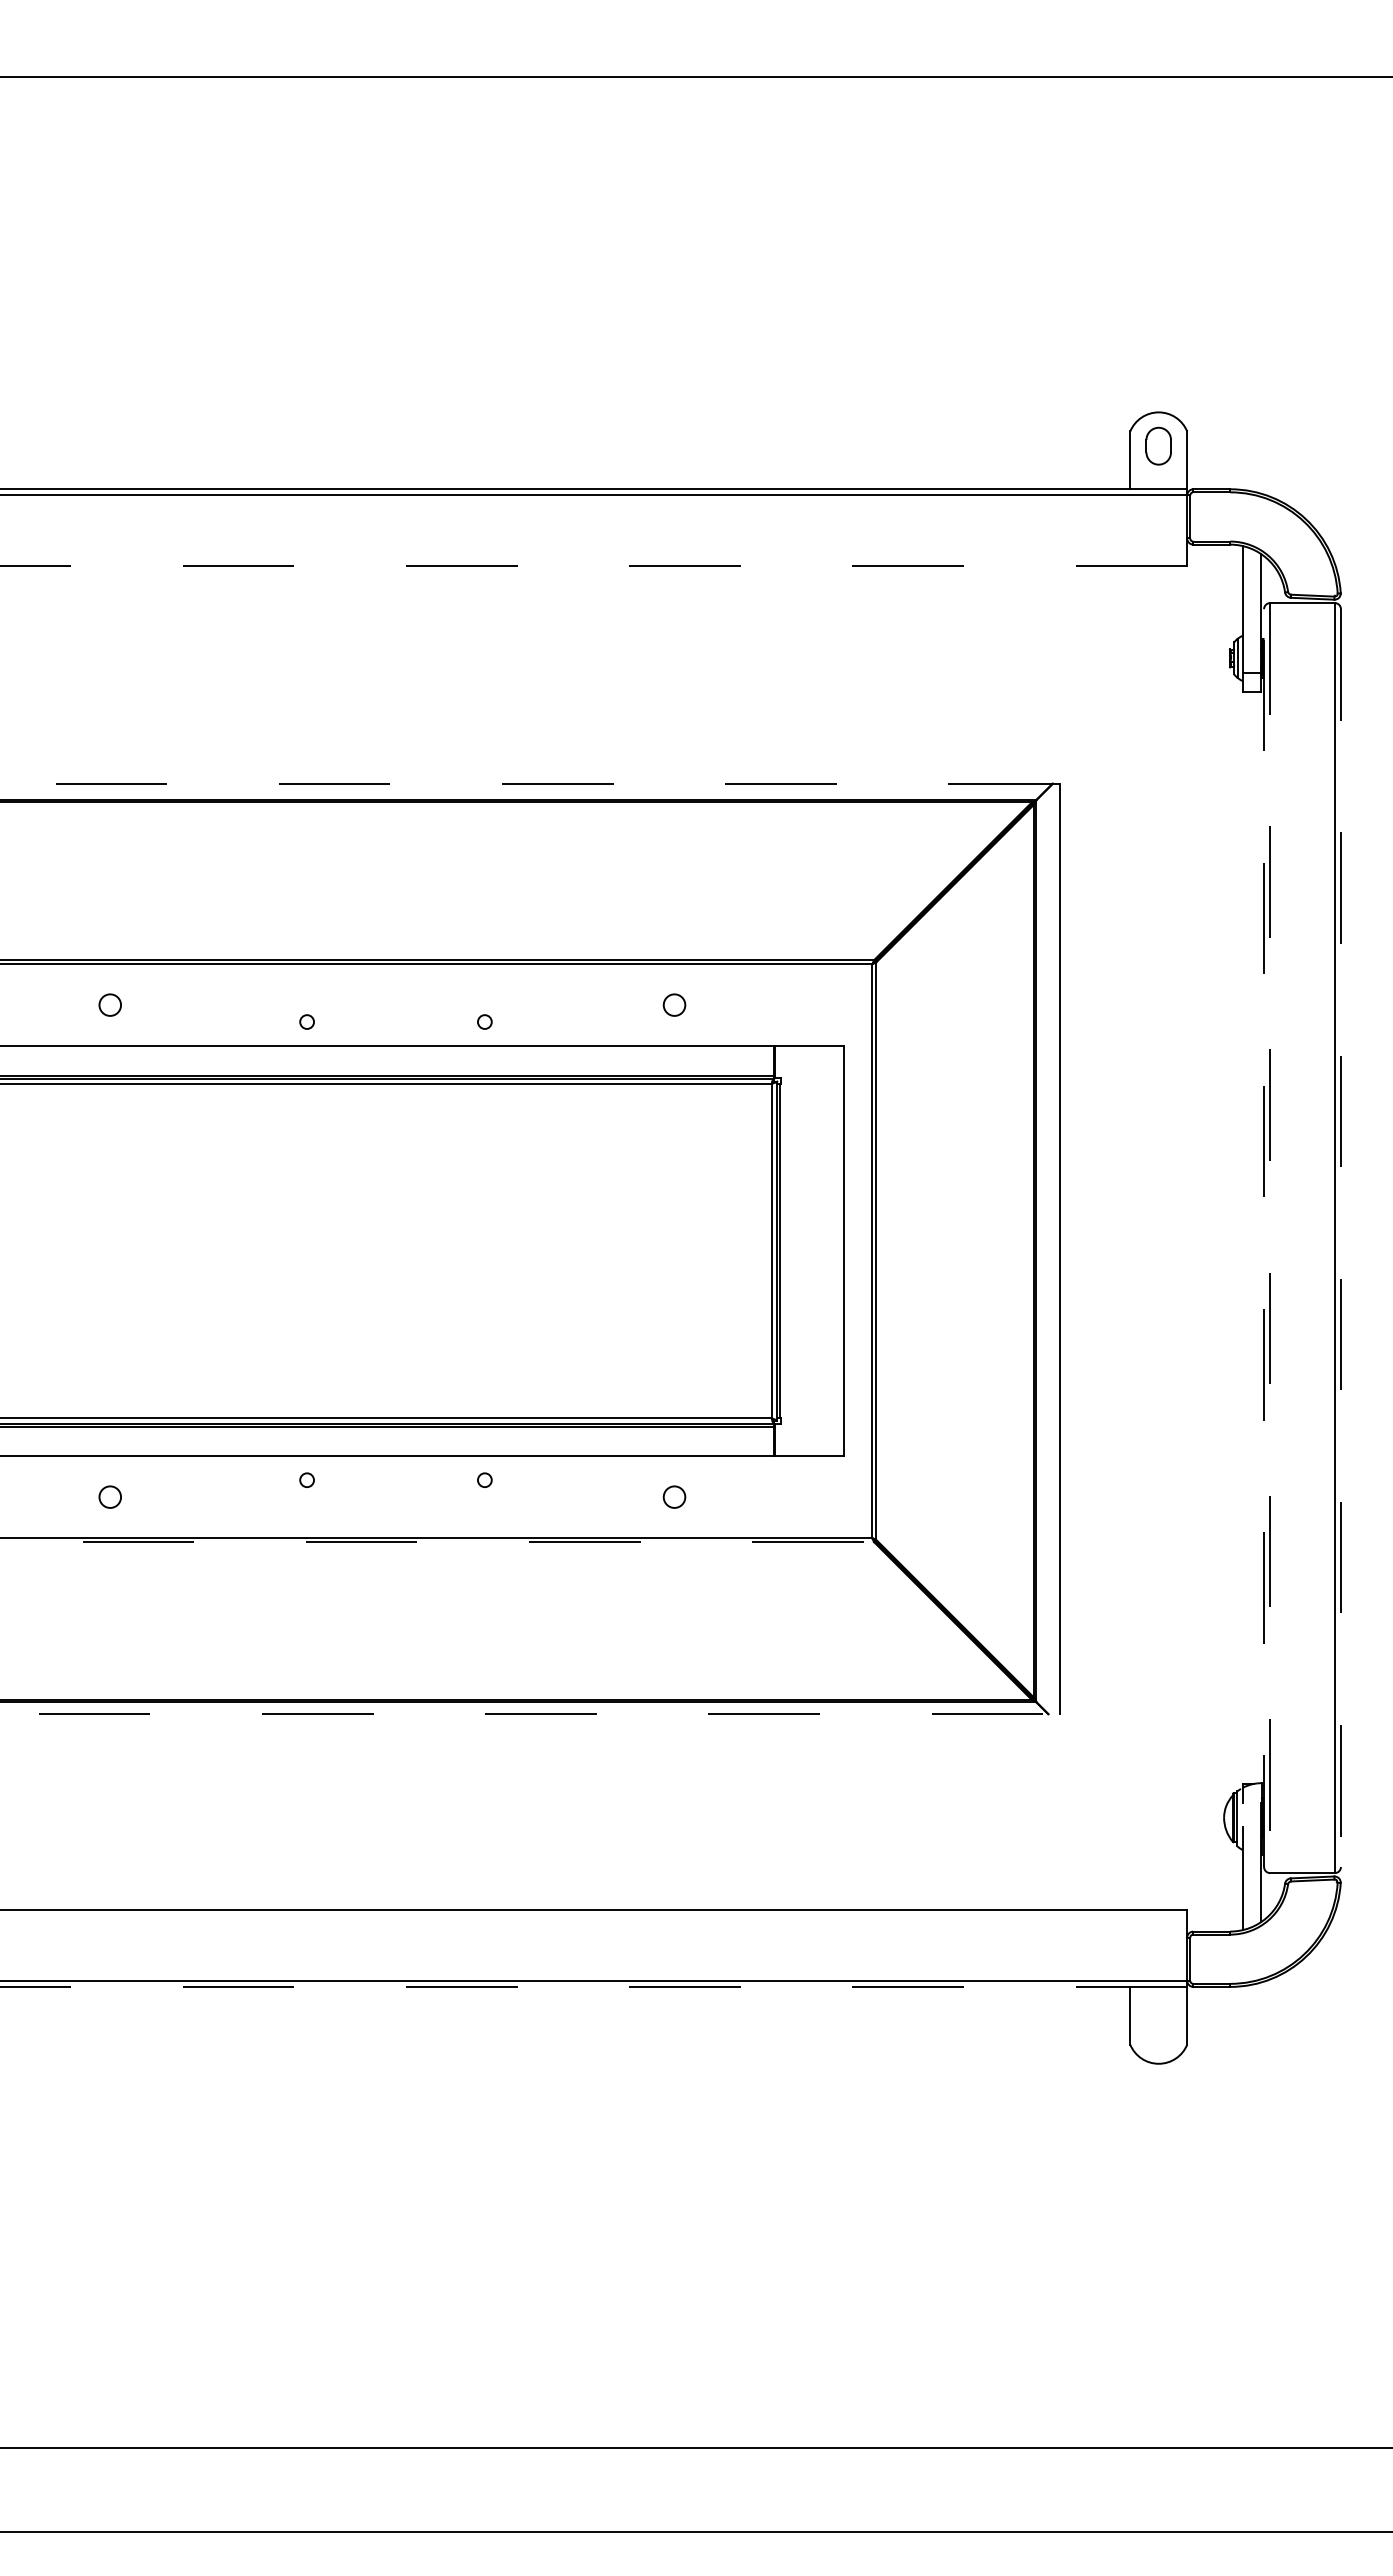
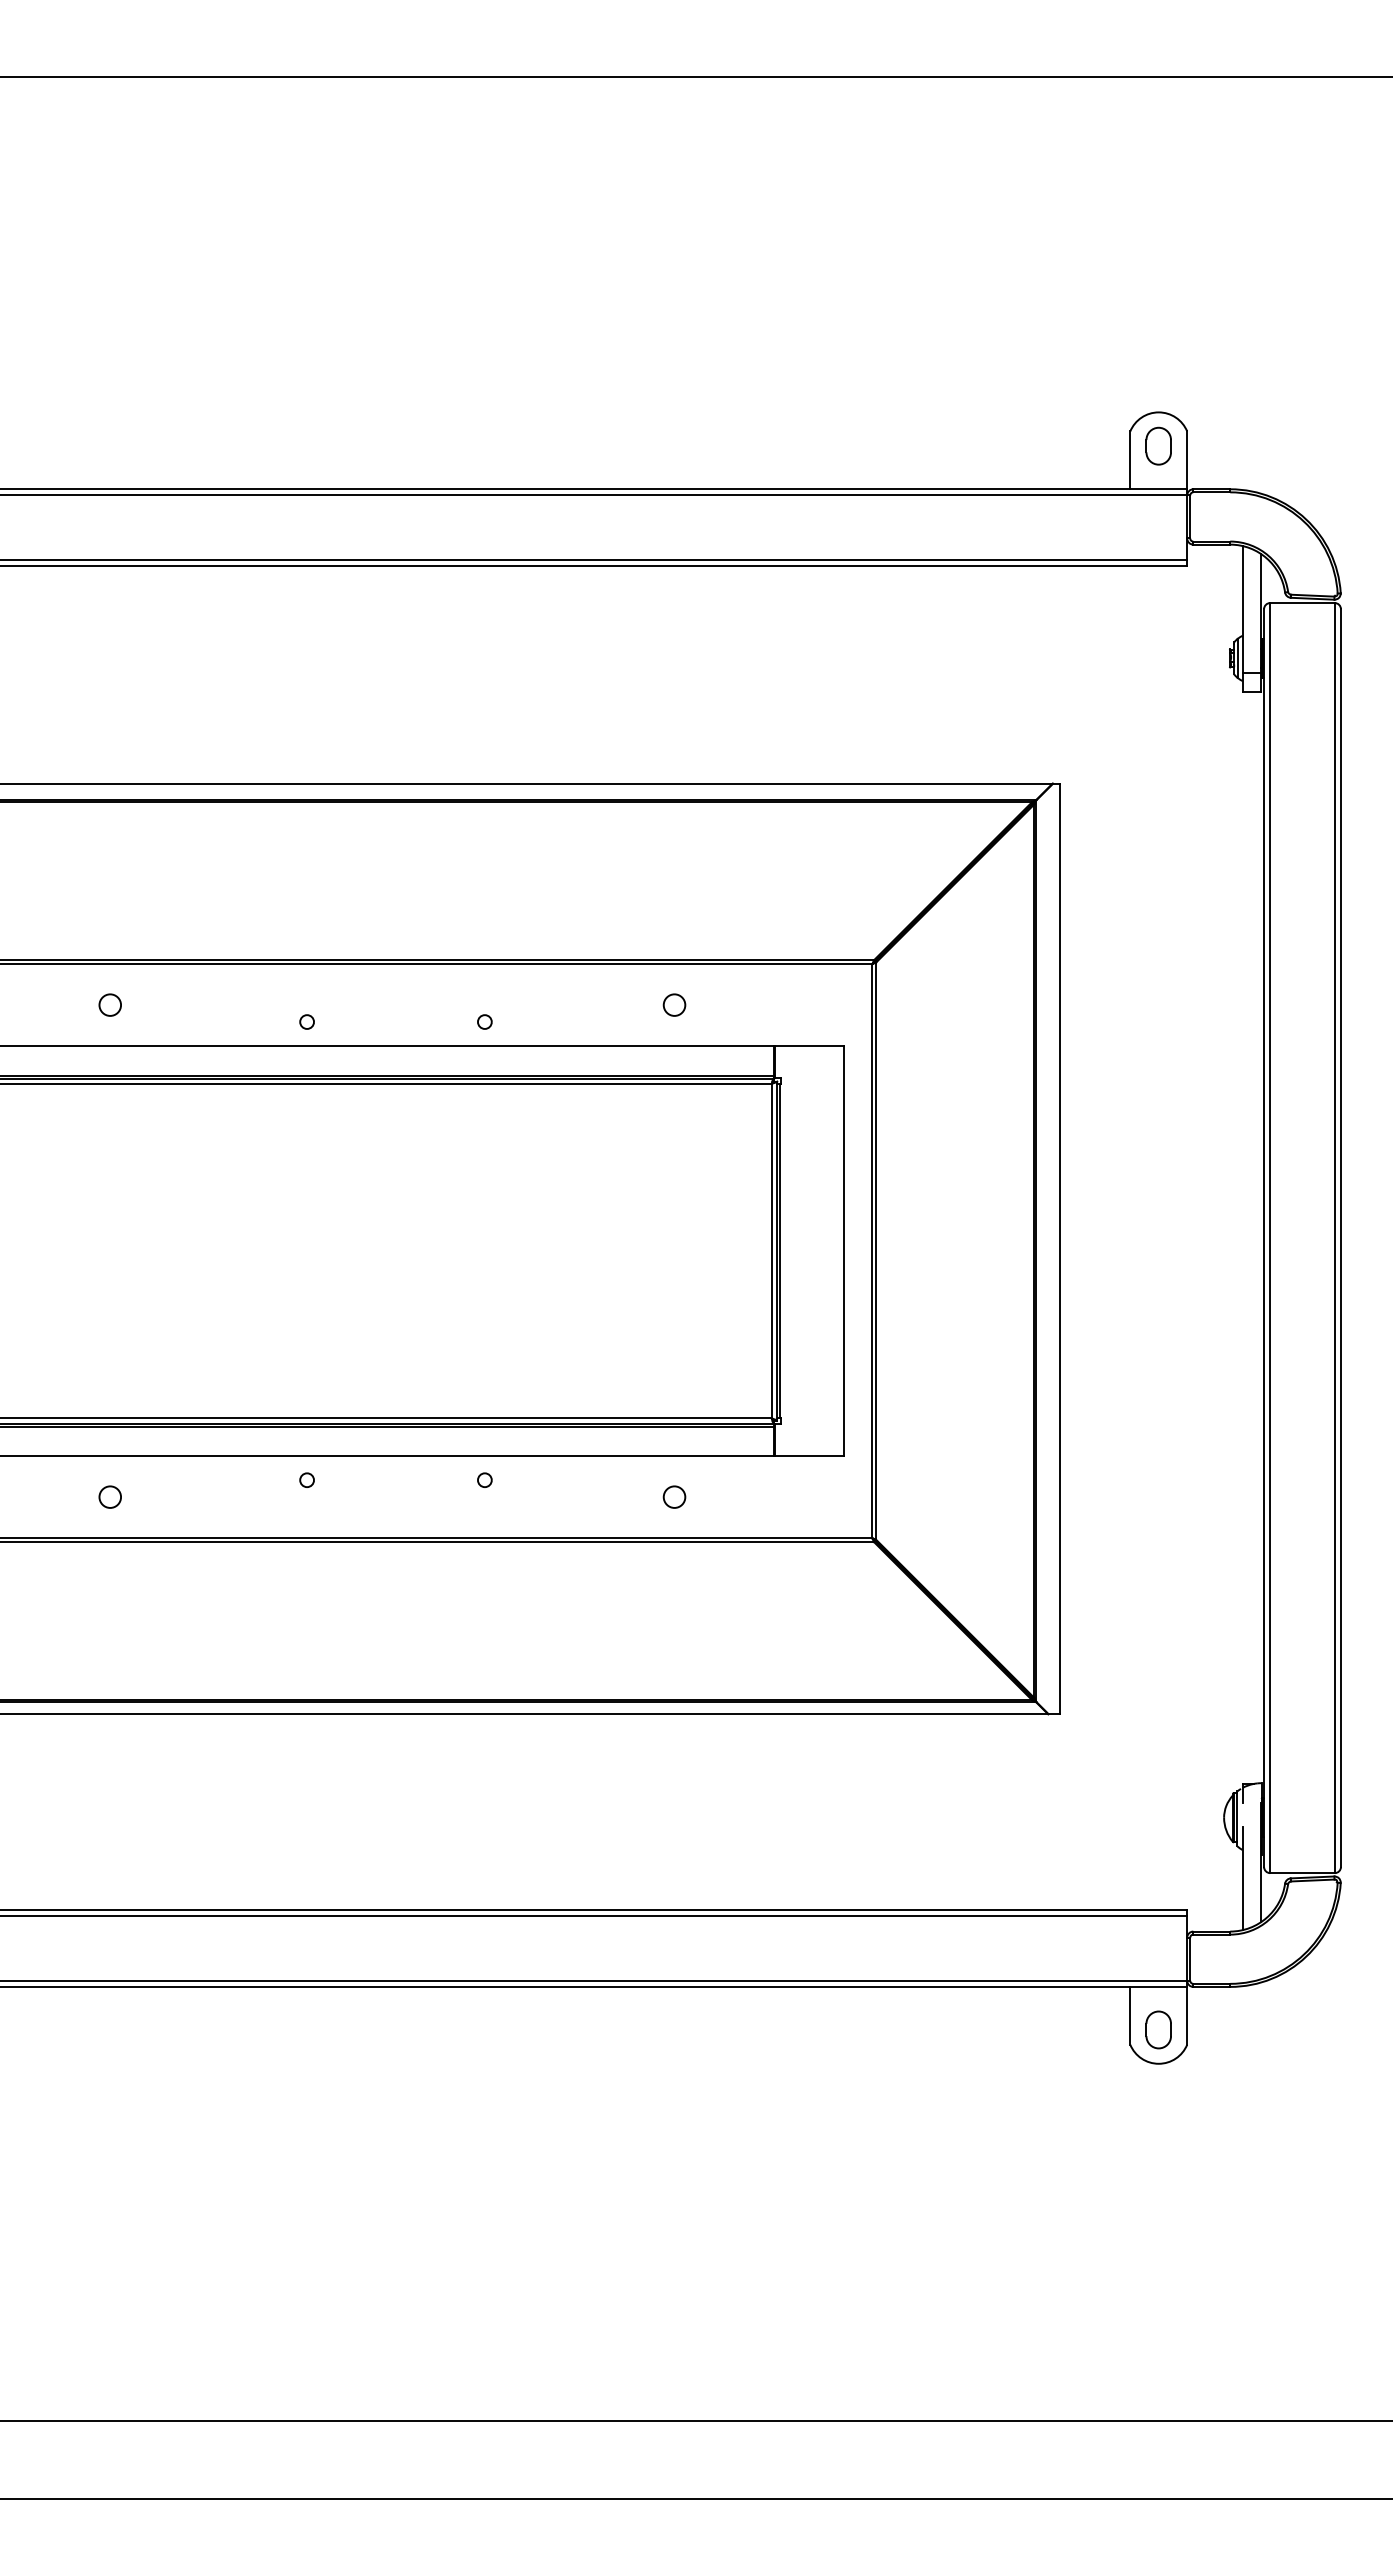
line: none -> present (594, 560)
line: dashed -> solid (593, 566)
line: dashed -> solid (530, 783)
line: dashed -> solid (1264, 1238)
line: dashed -> solid (1270, 1238)
line: dashed -> solid (1340, 1238)
line: dashed -> solid (437, 1542)
line: dashed -> solid (530, 1714)
line: none -> present (594, 1916)
line: dashed -> solid (593, 1986)
part: none -> present (1158, 2029)
line position: (695, 2447) -> (695, 2420) (695, 2420)
line position: (695, 2531) -> (695, 2498) (695, 2498)
